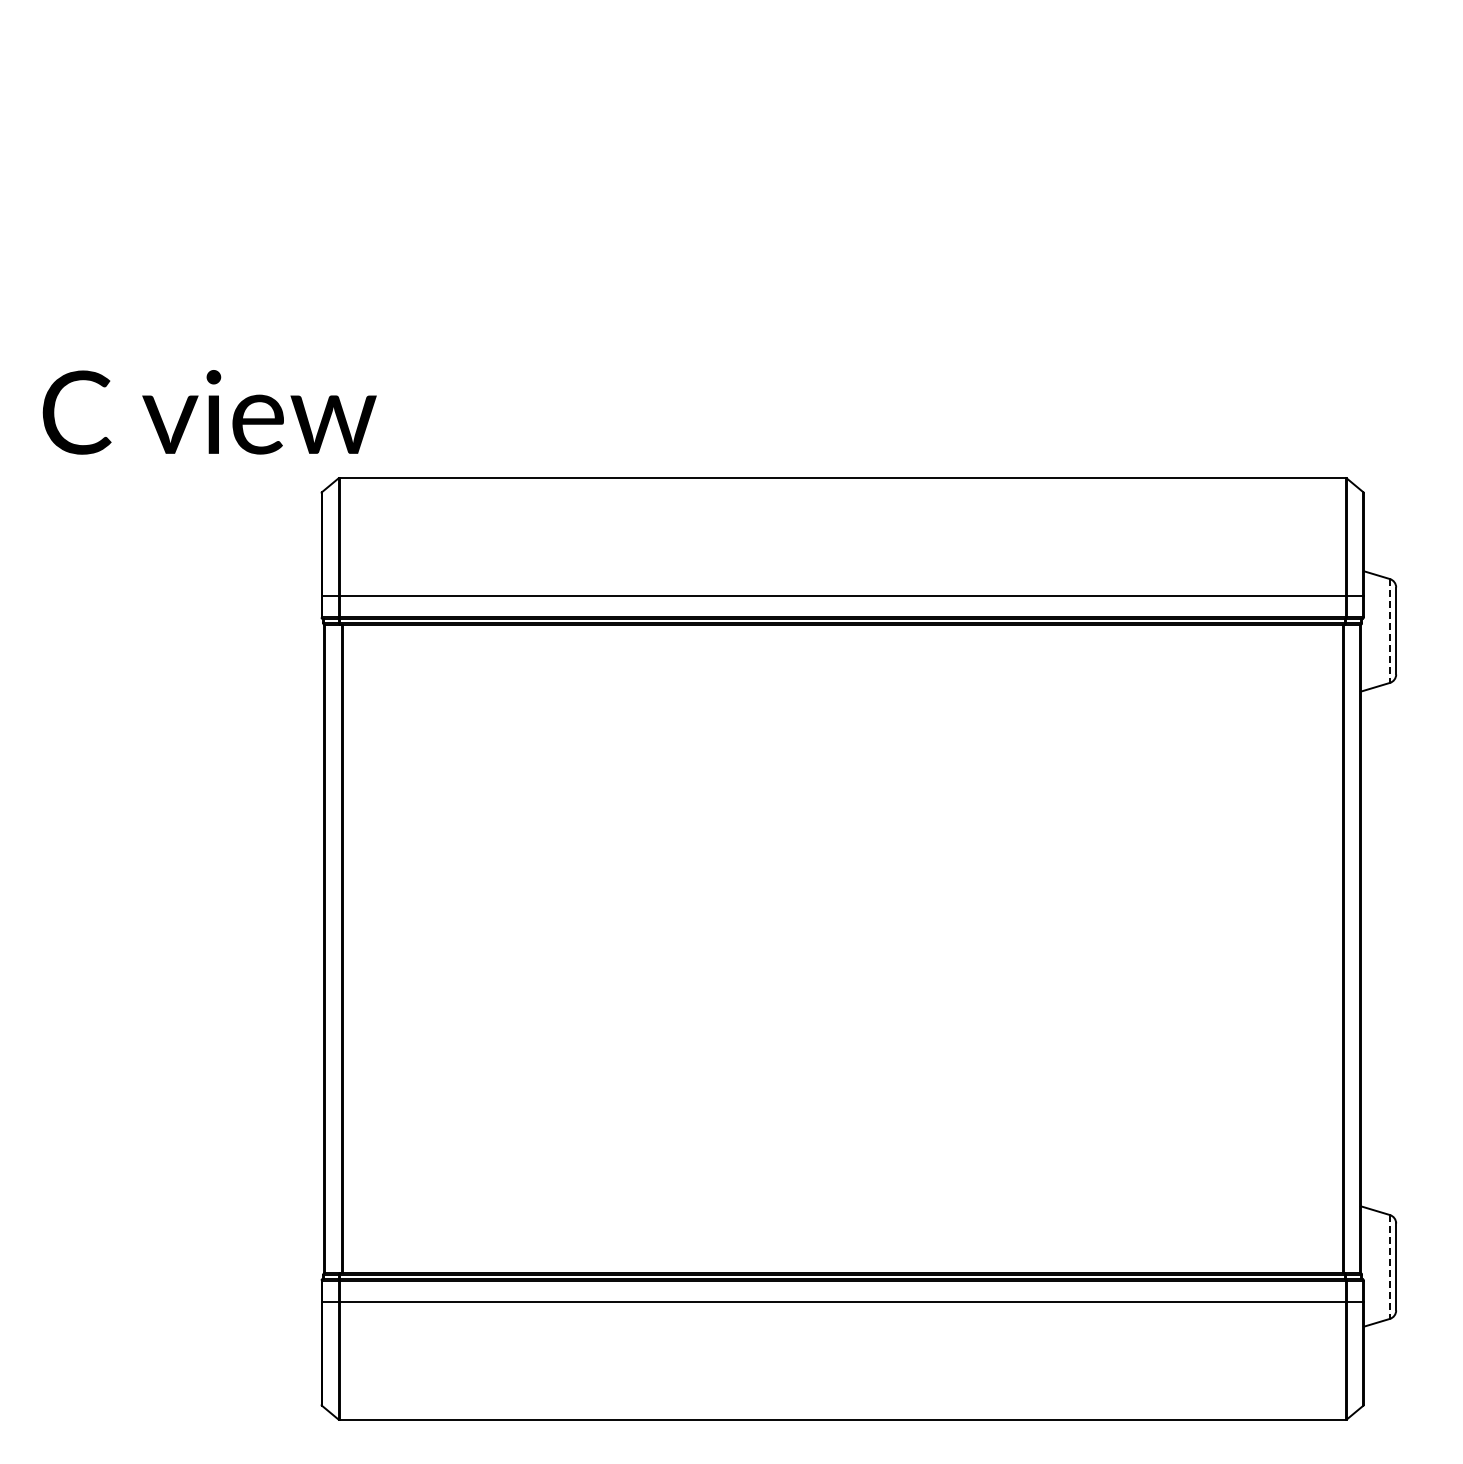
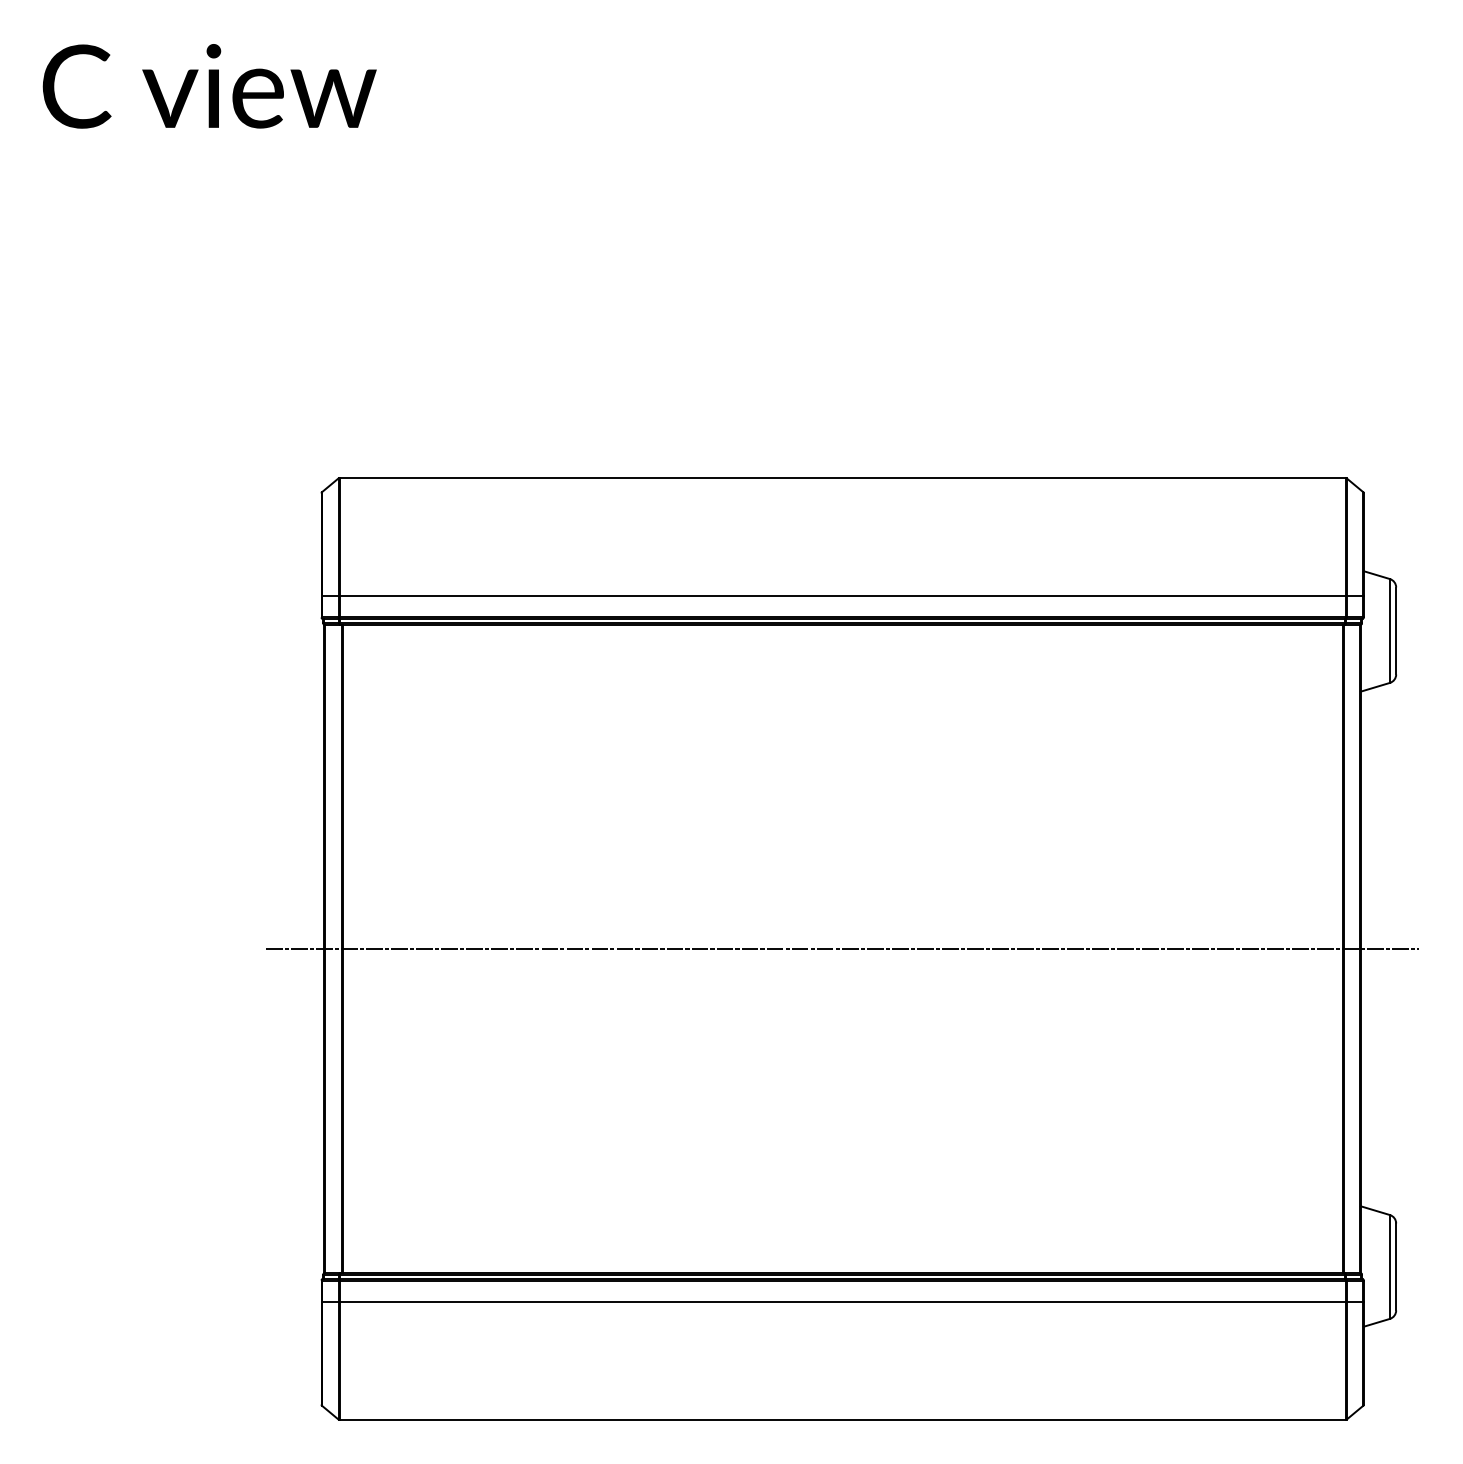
text position: (209, 412) -> (209, 86) (209, 86)
line: dashed -> solid (1389, 630)
line: none -> present (842, 948)
line: dashed -> solid (1389, 1266)
